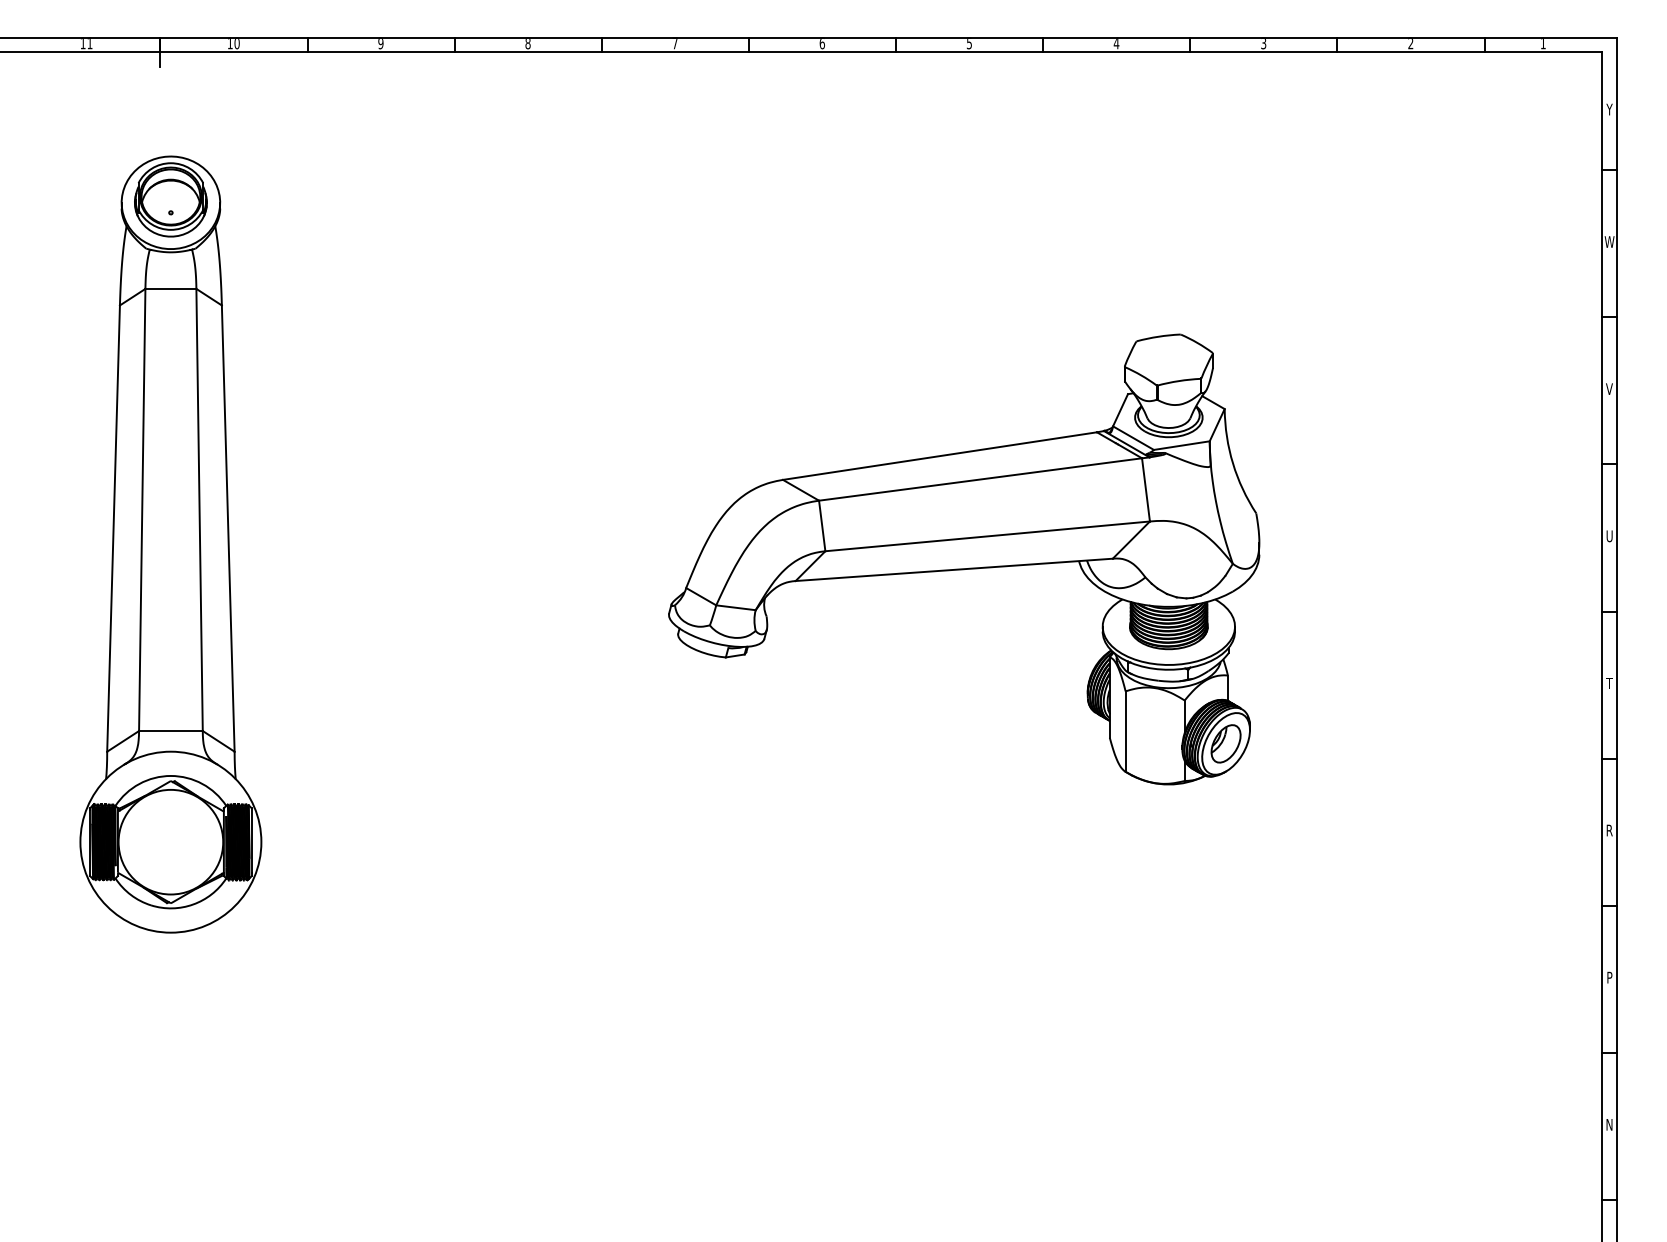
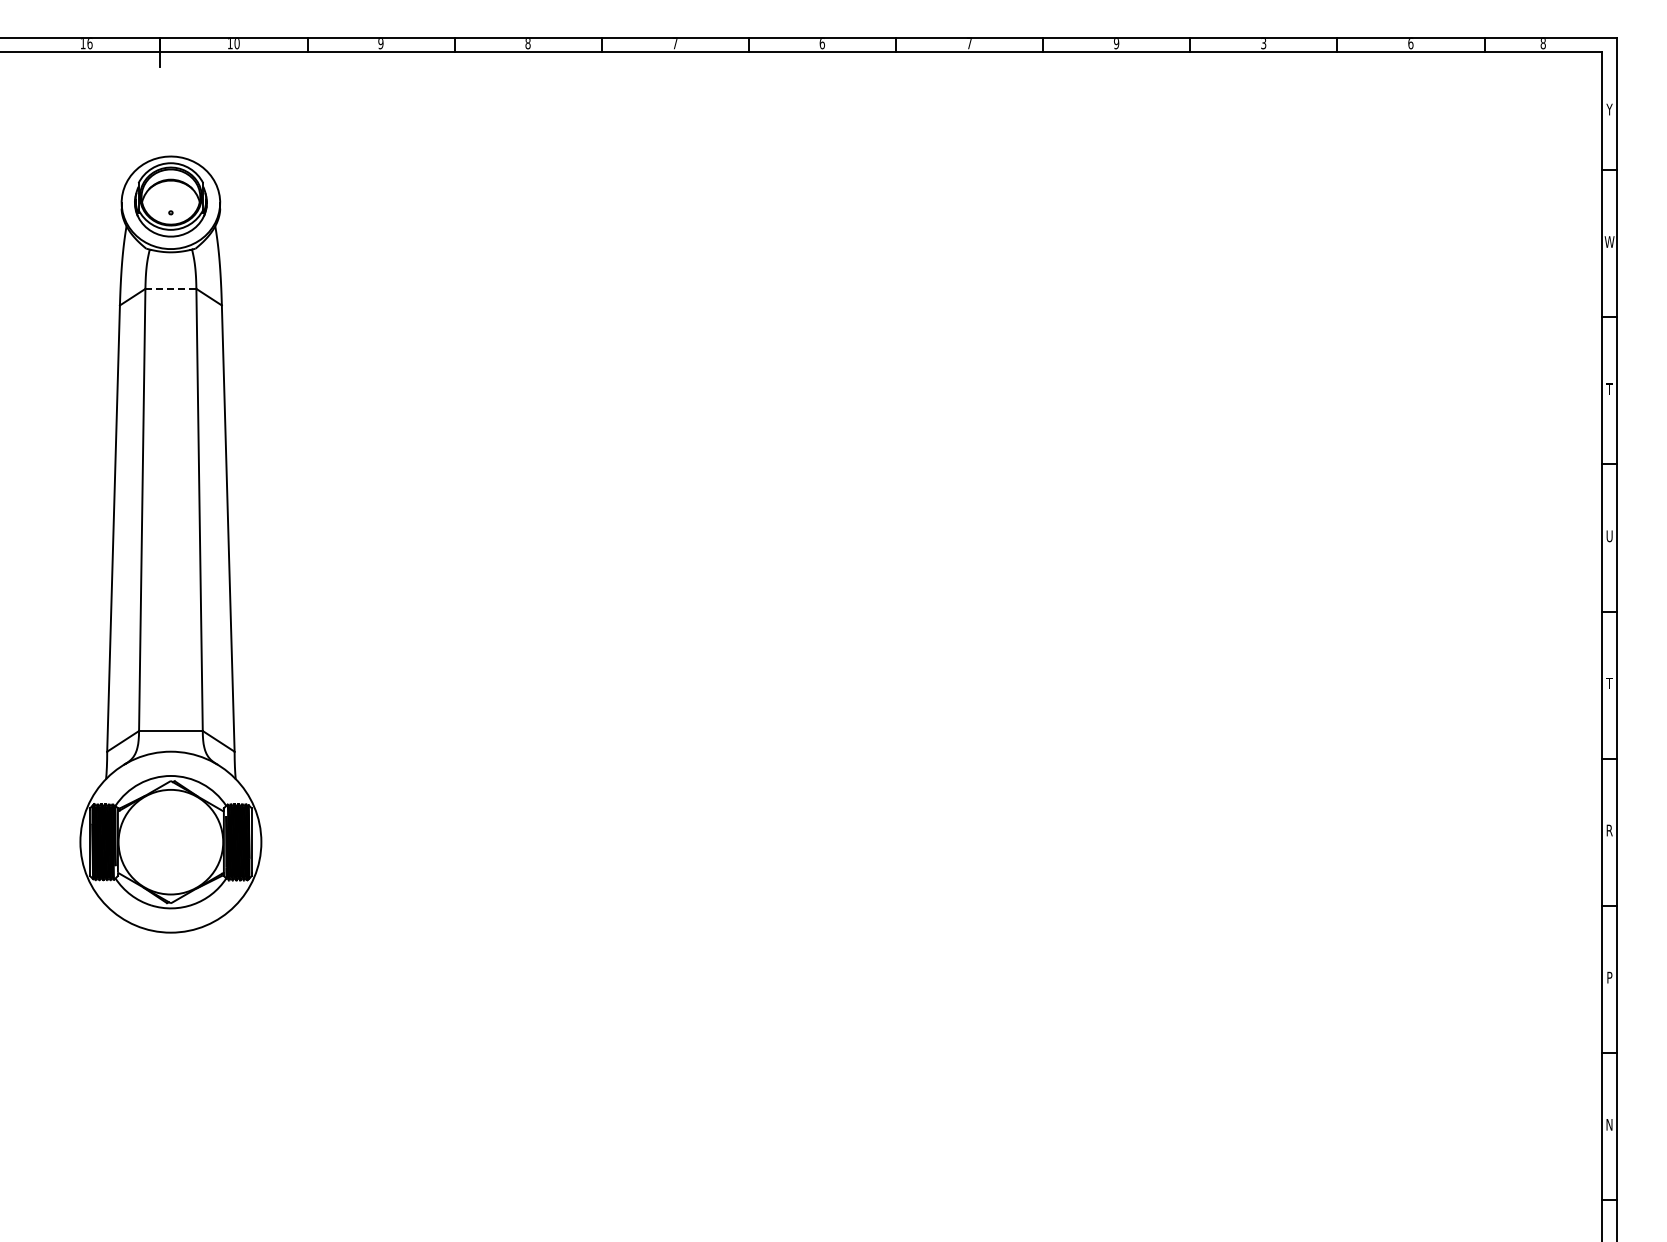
text: 11 -> 16 (89, 44)
text: 5 -> 7 (968, 44)
text: 4 -> 9 (1116, 44)
text: 2 -> 6 (1410, 44)
text: 1 -> 8 (1542, 44)
line: solid -> dashed (171, 288)
text: V -> T (1609, 388)
part: present -> none (964, 559)
